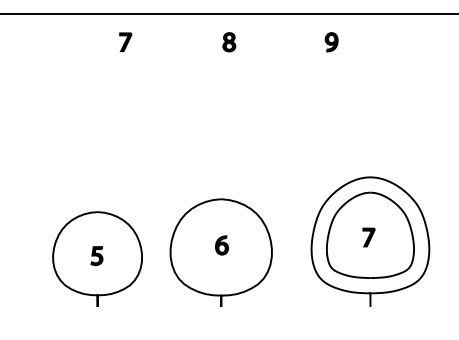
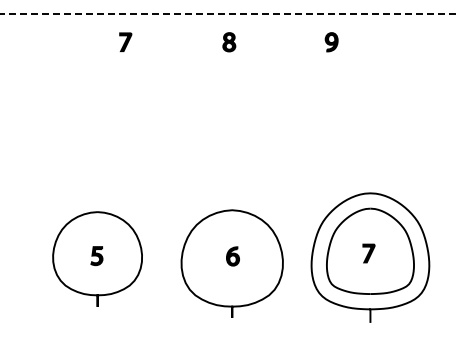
line: solid -> dashed (229, 13)
part position: (370, 241) -> (370, 257) (370, 257)
part position: (220, 252) -> (231, 263) (231, 263)
